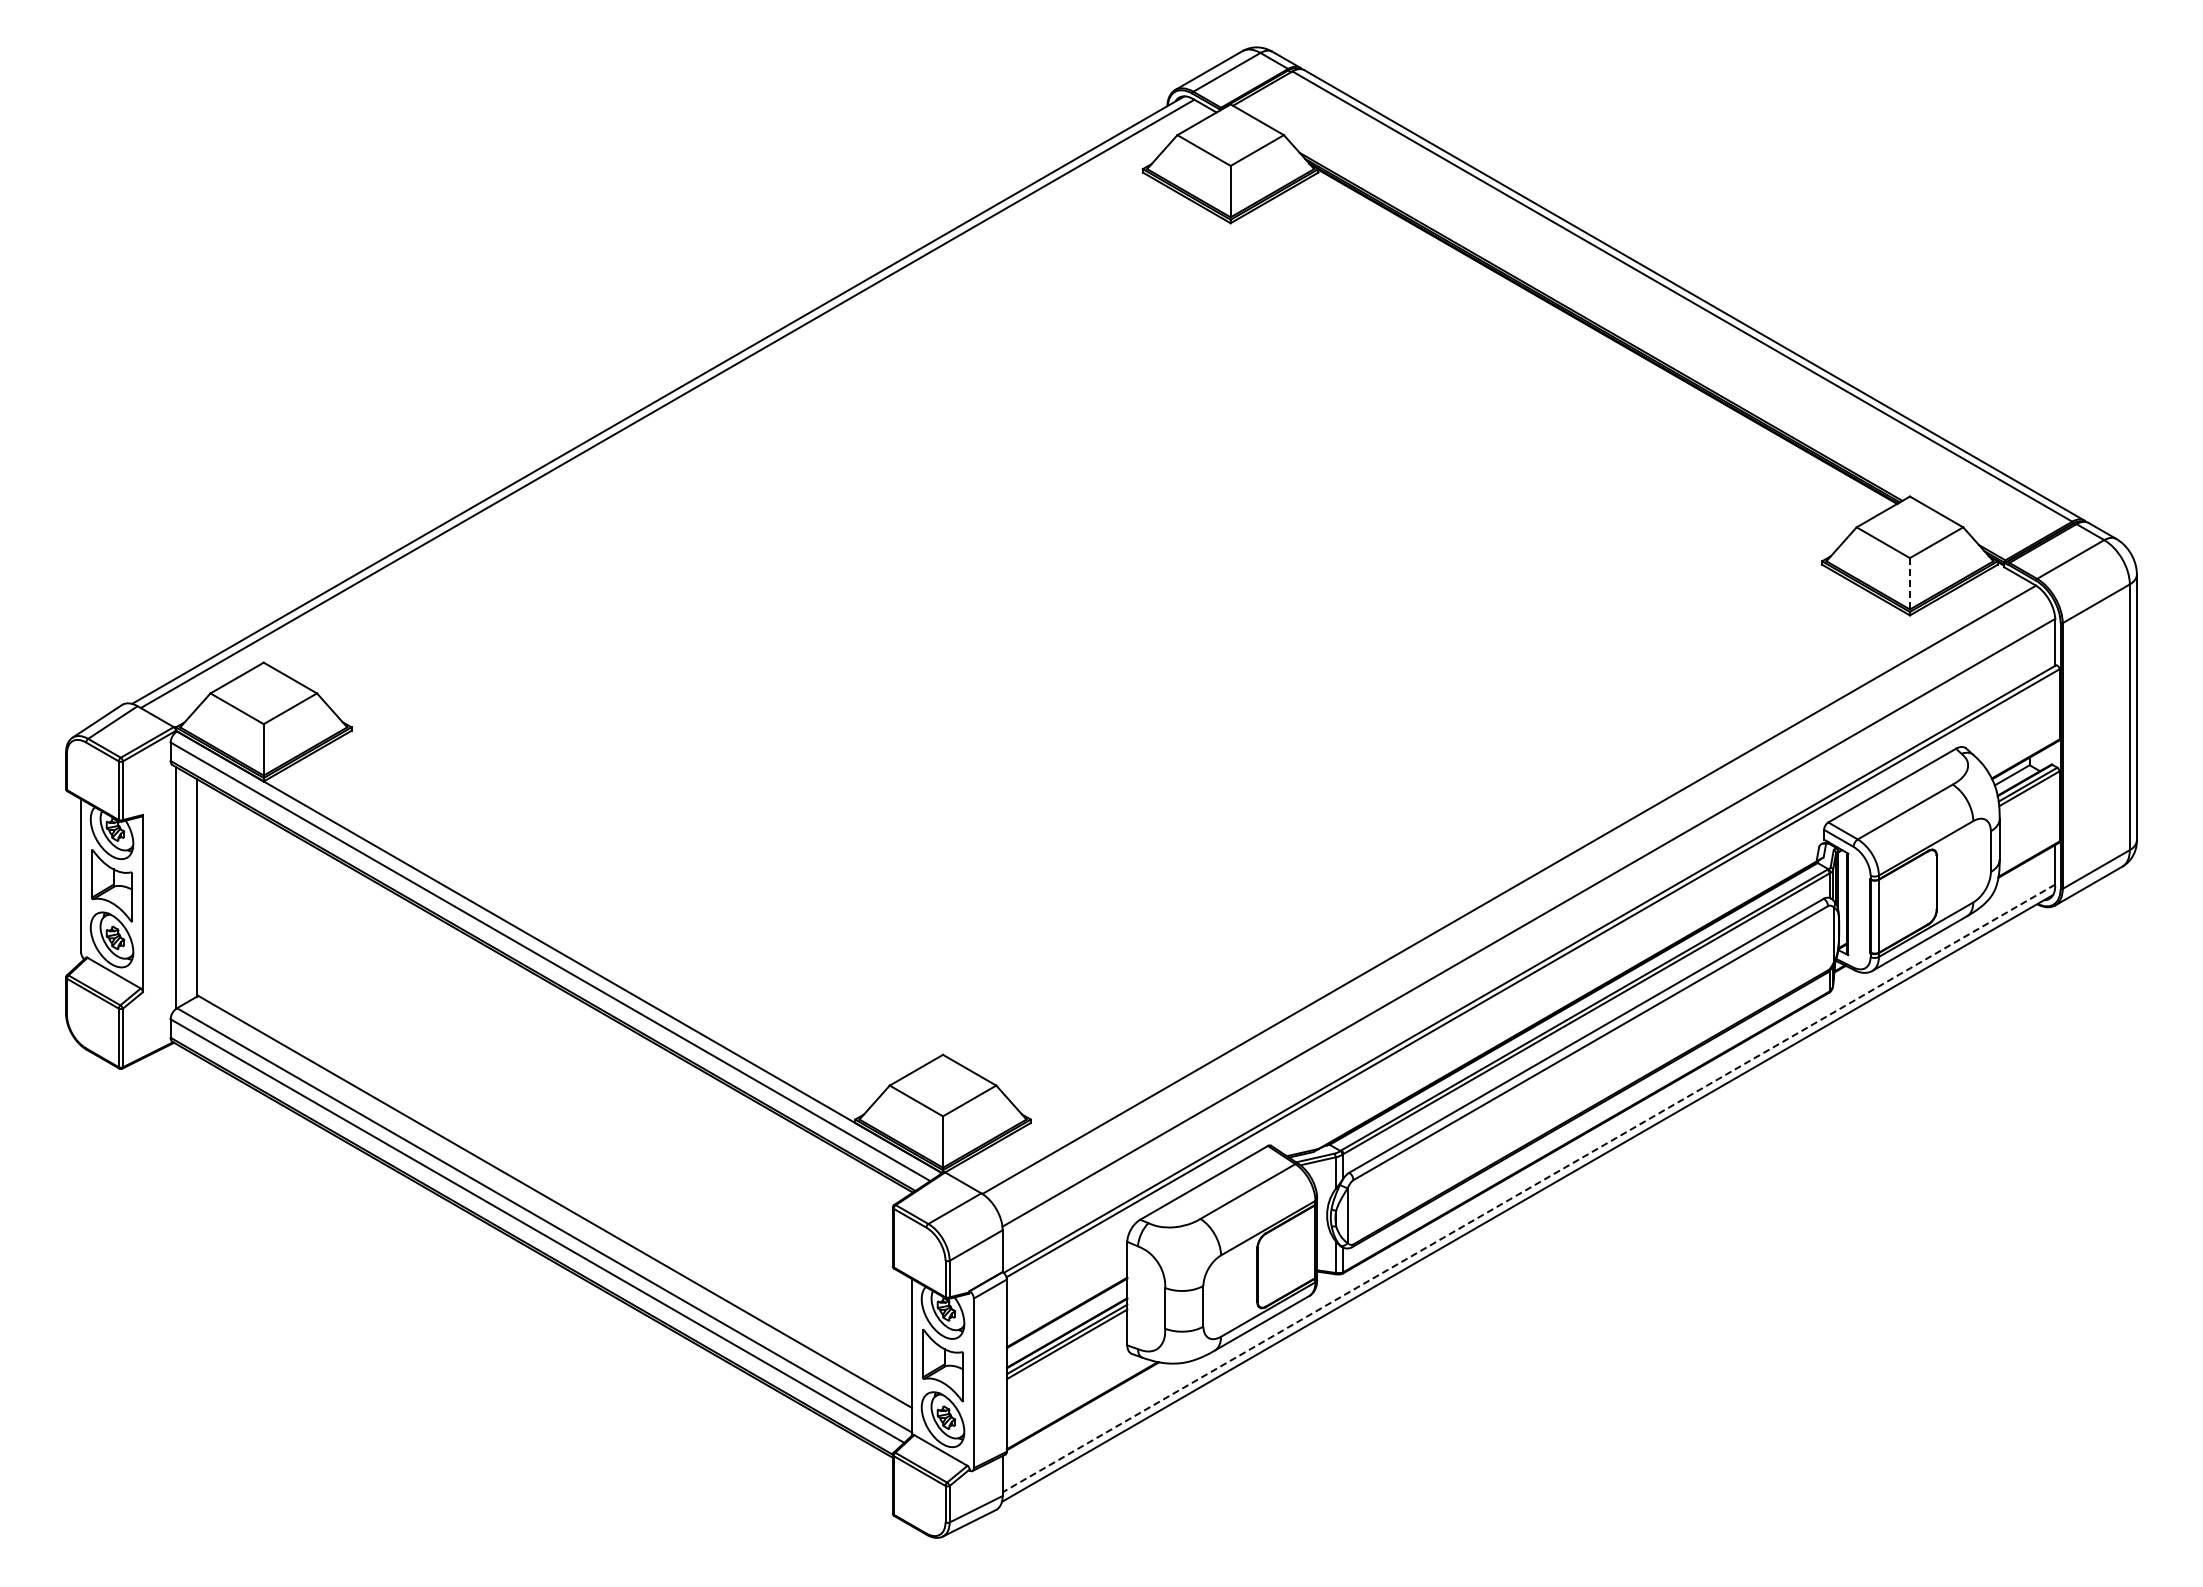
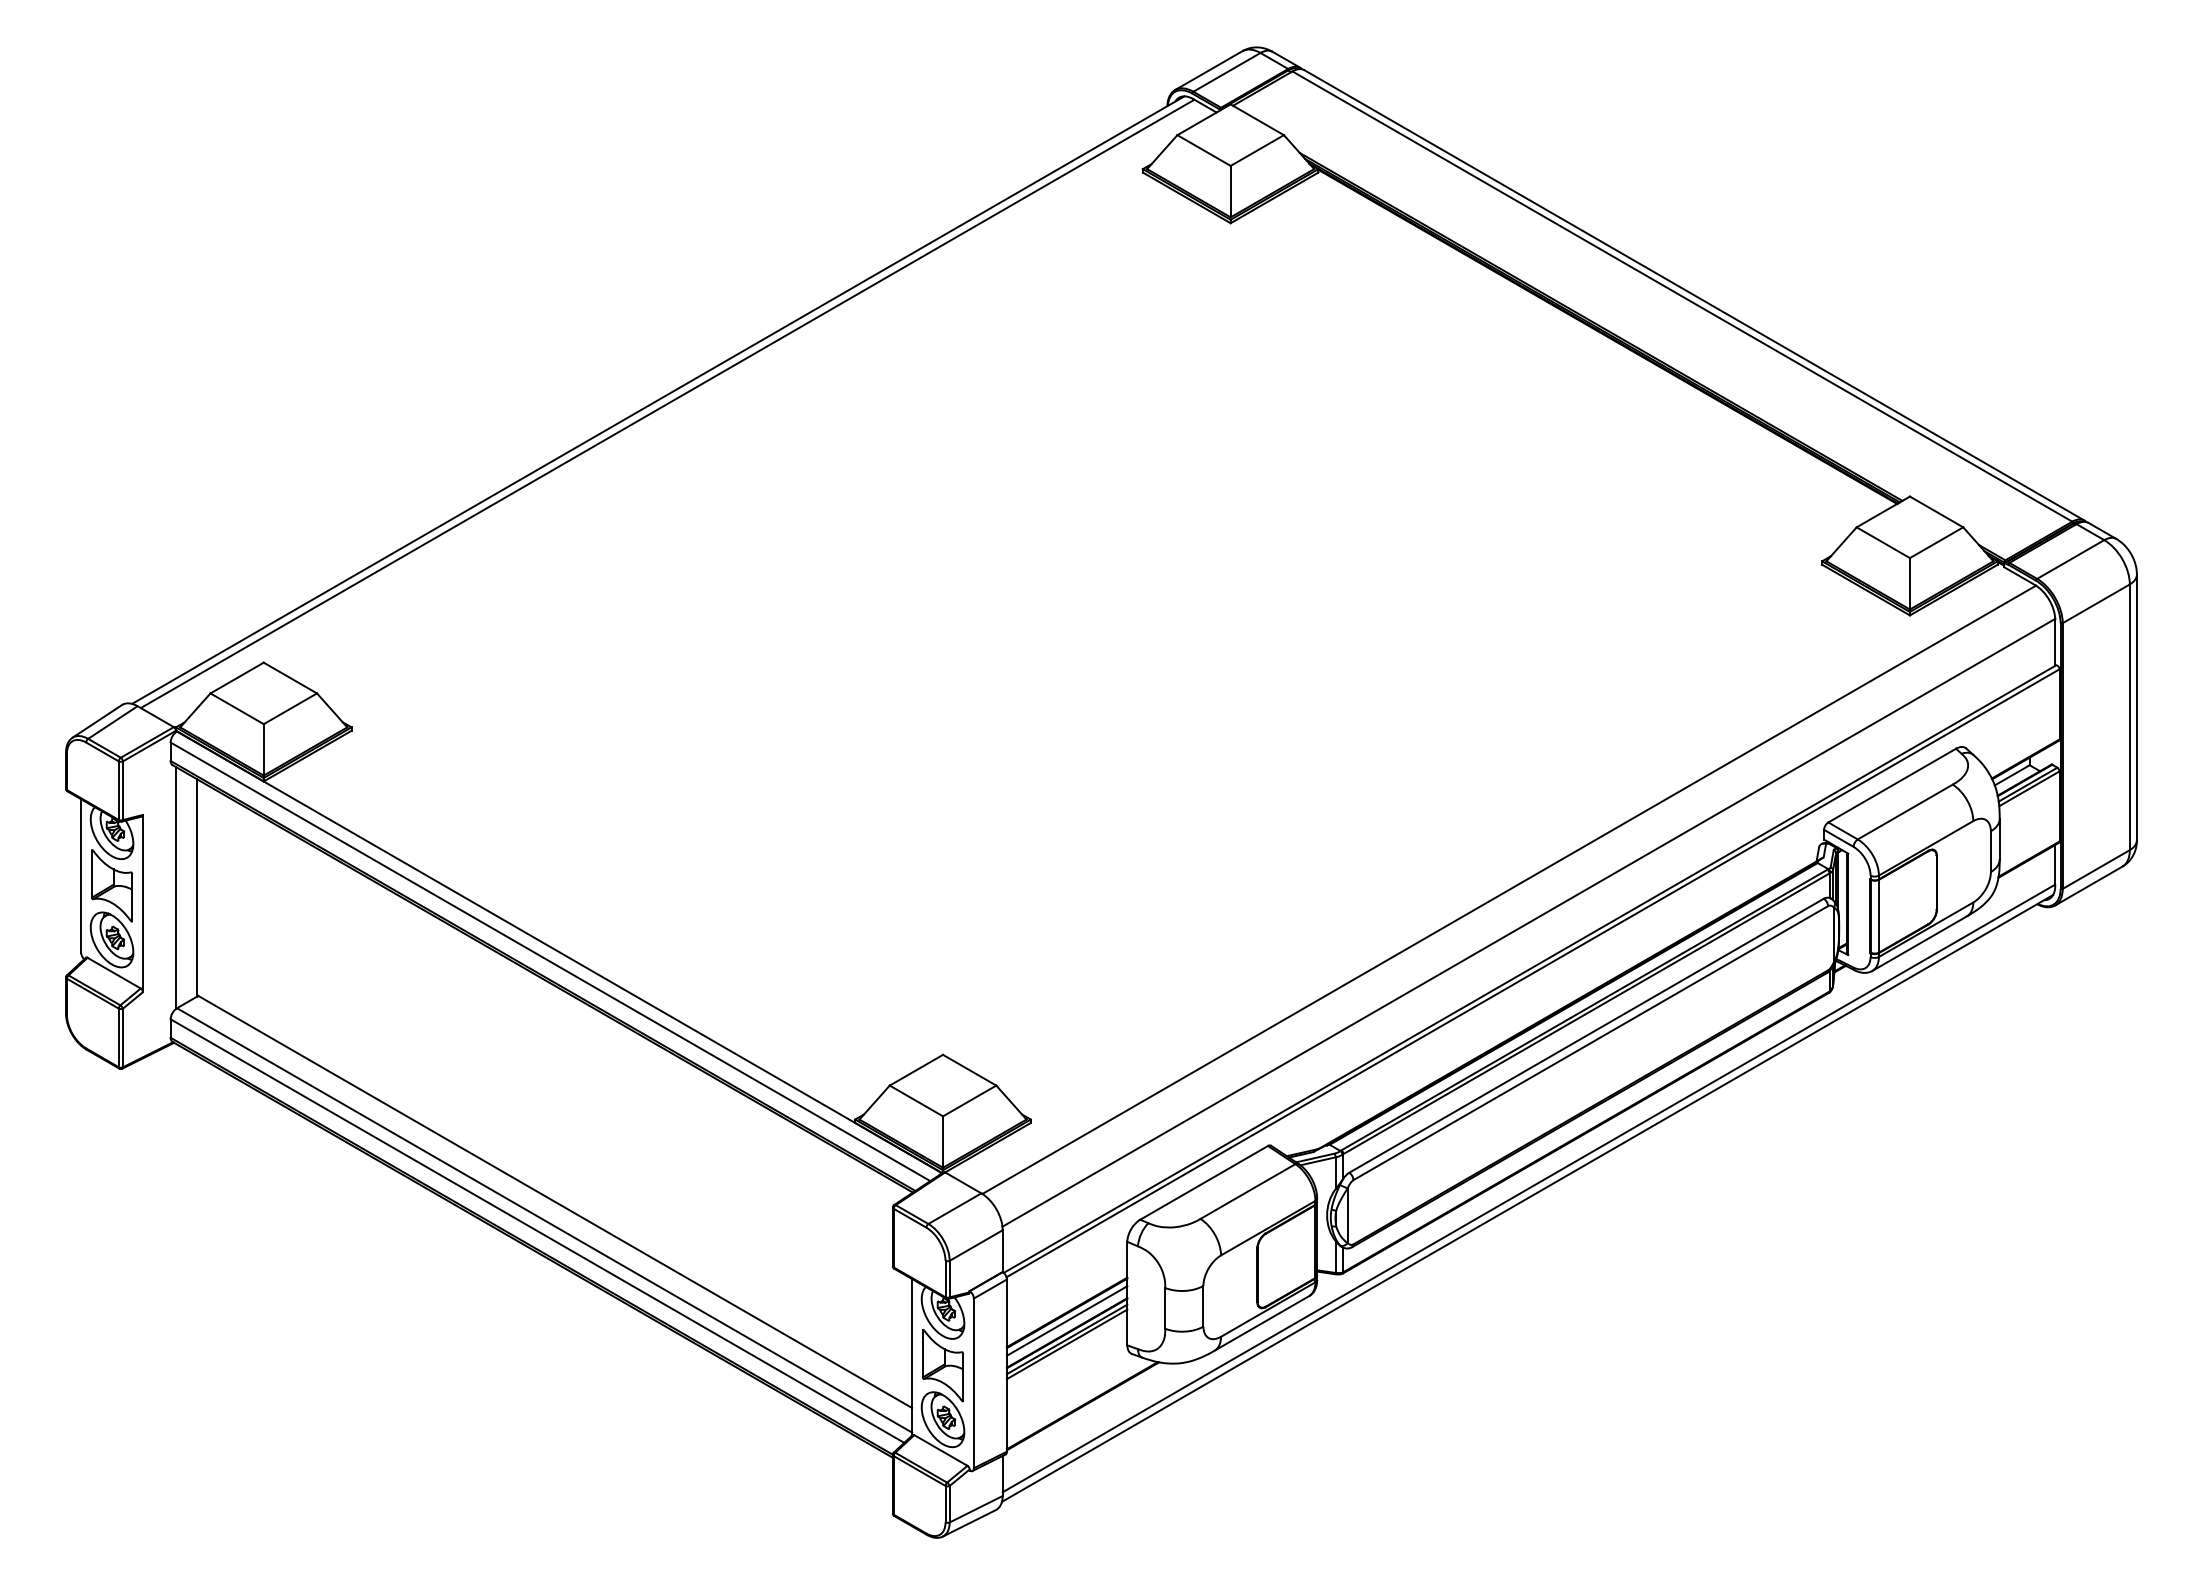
line: dashed -> solid (1909, 583)
line: dashed -> solid (1528, 1188)
line: none -> present (1066, 1320)
